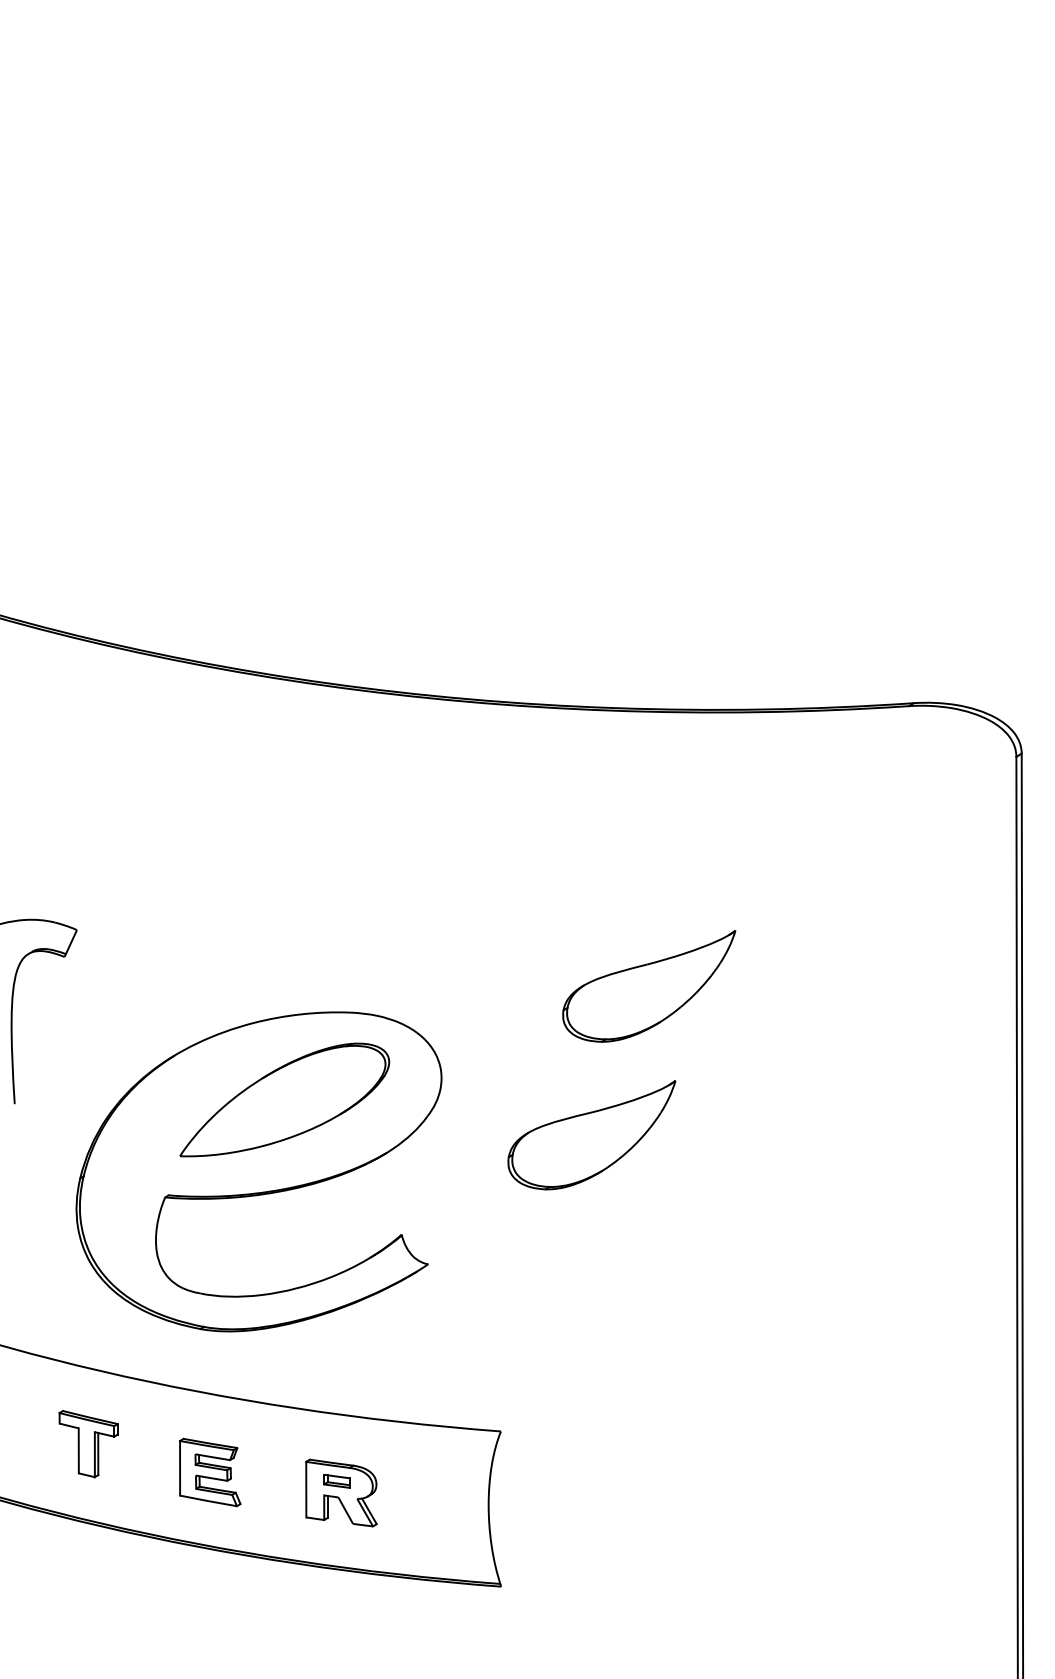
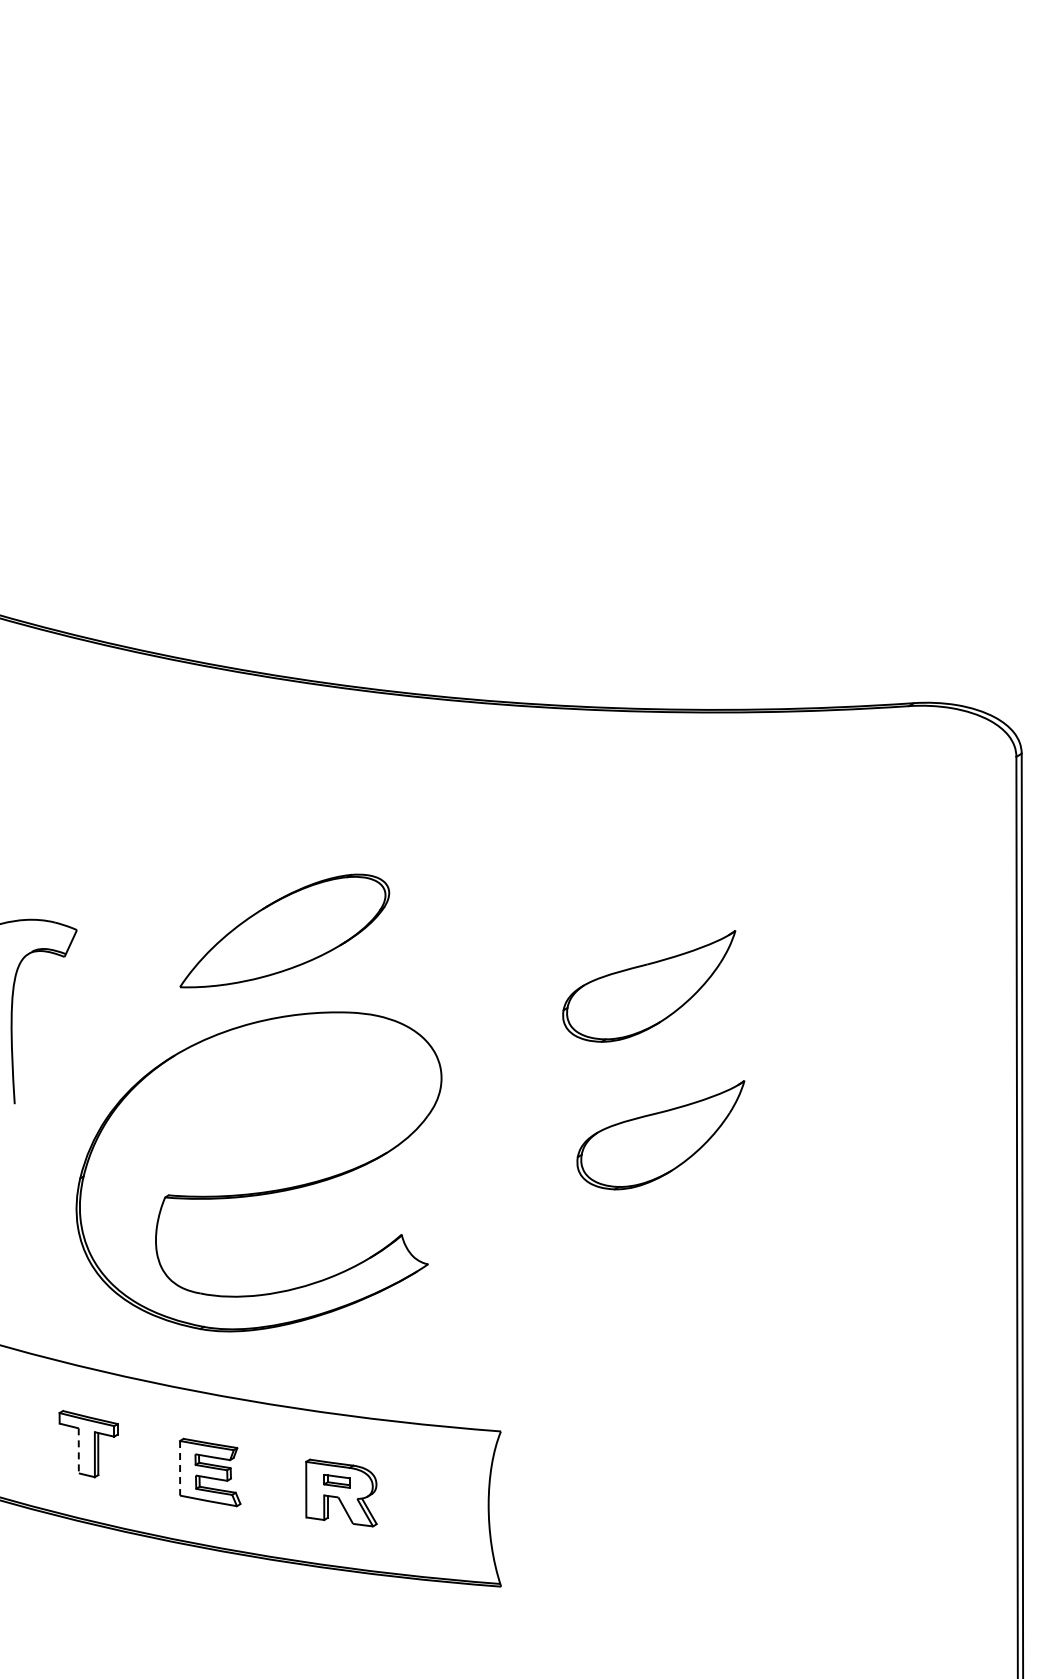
part position: (284, 1099) -> (284, 930) (284, 930)
part position: (591, 1135) -> (660, 1135) (660, 1135)
line: solid -> dashed (78, 1450)
line: solid -> dashed (180, 1468)
